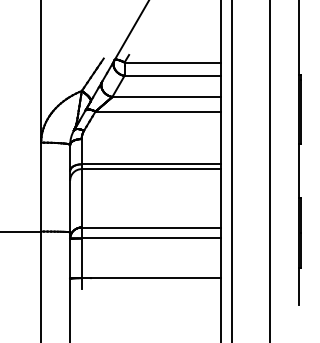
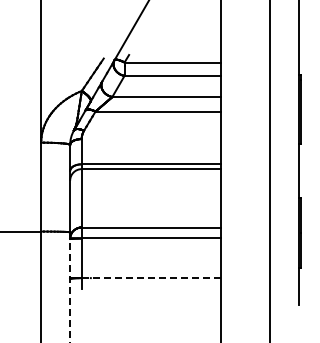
line: present -> none (232, 170)
line: solid -> dashed (150, 278)
line: solid -> dashed (70, 287)
